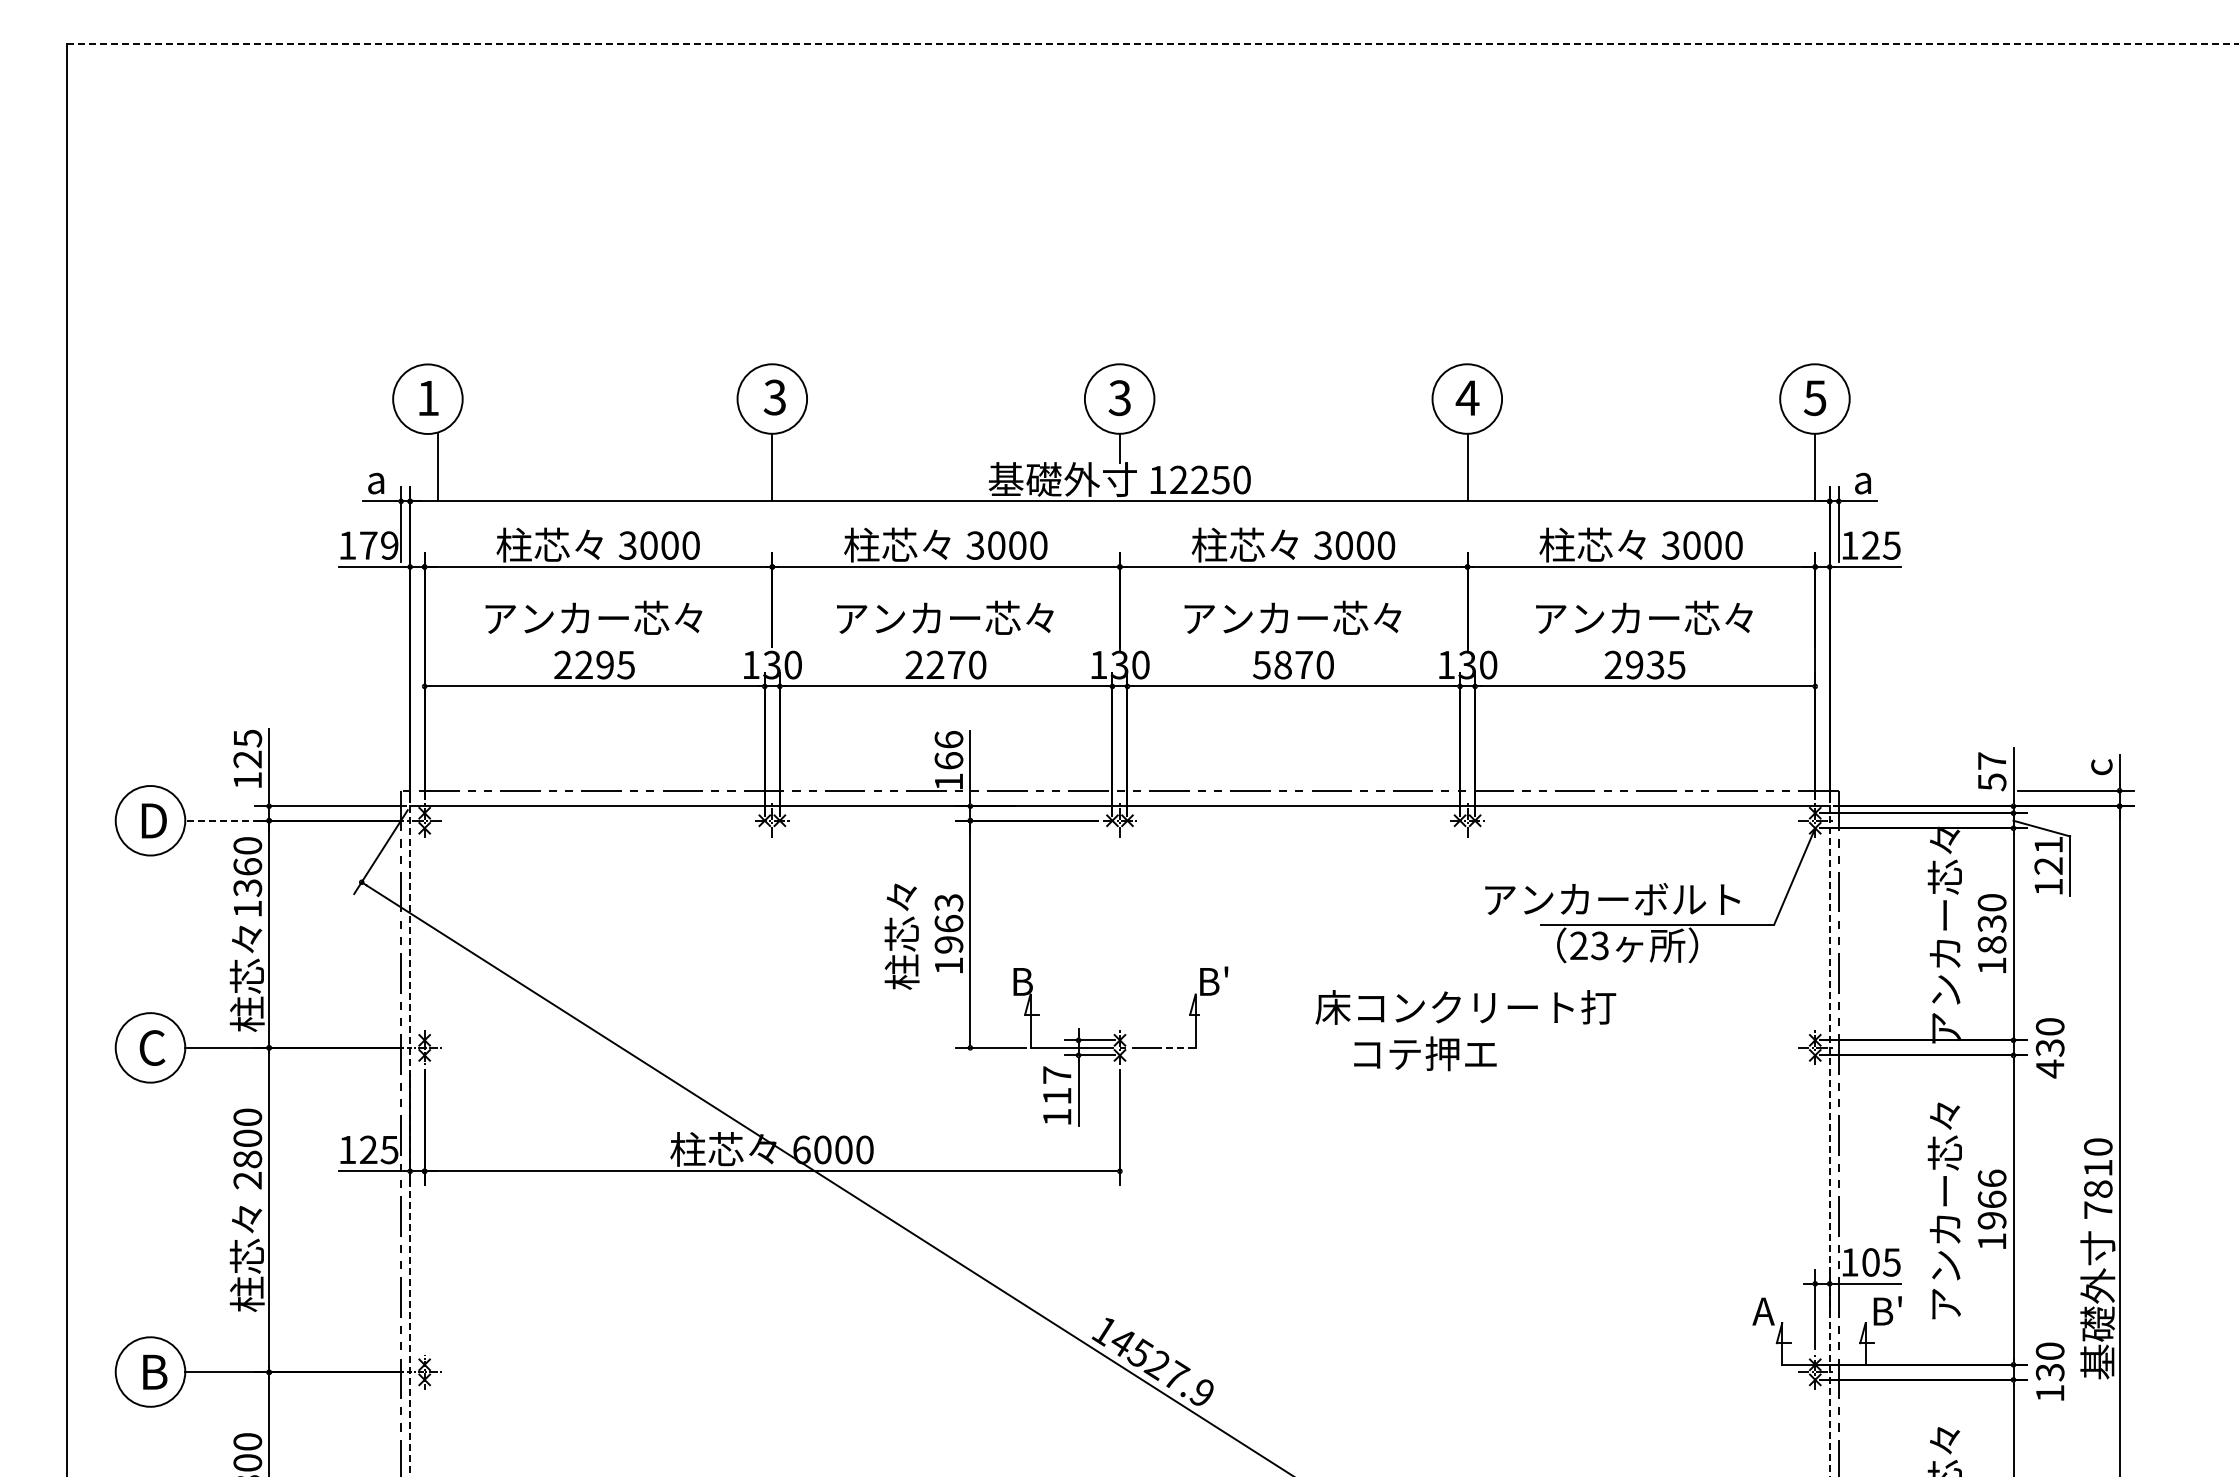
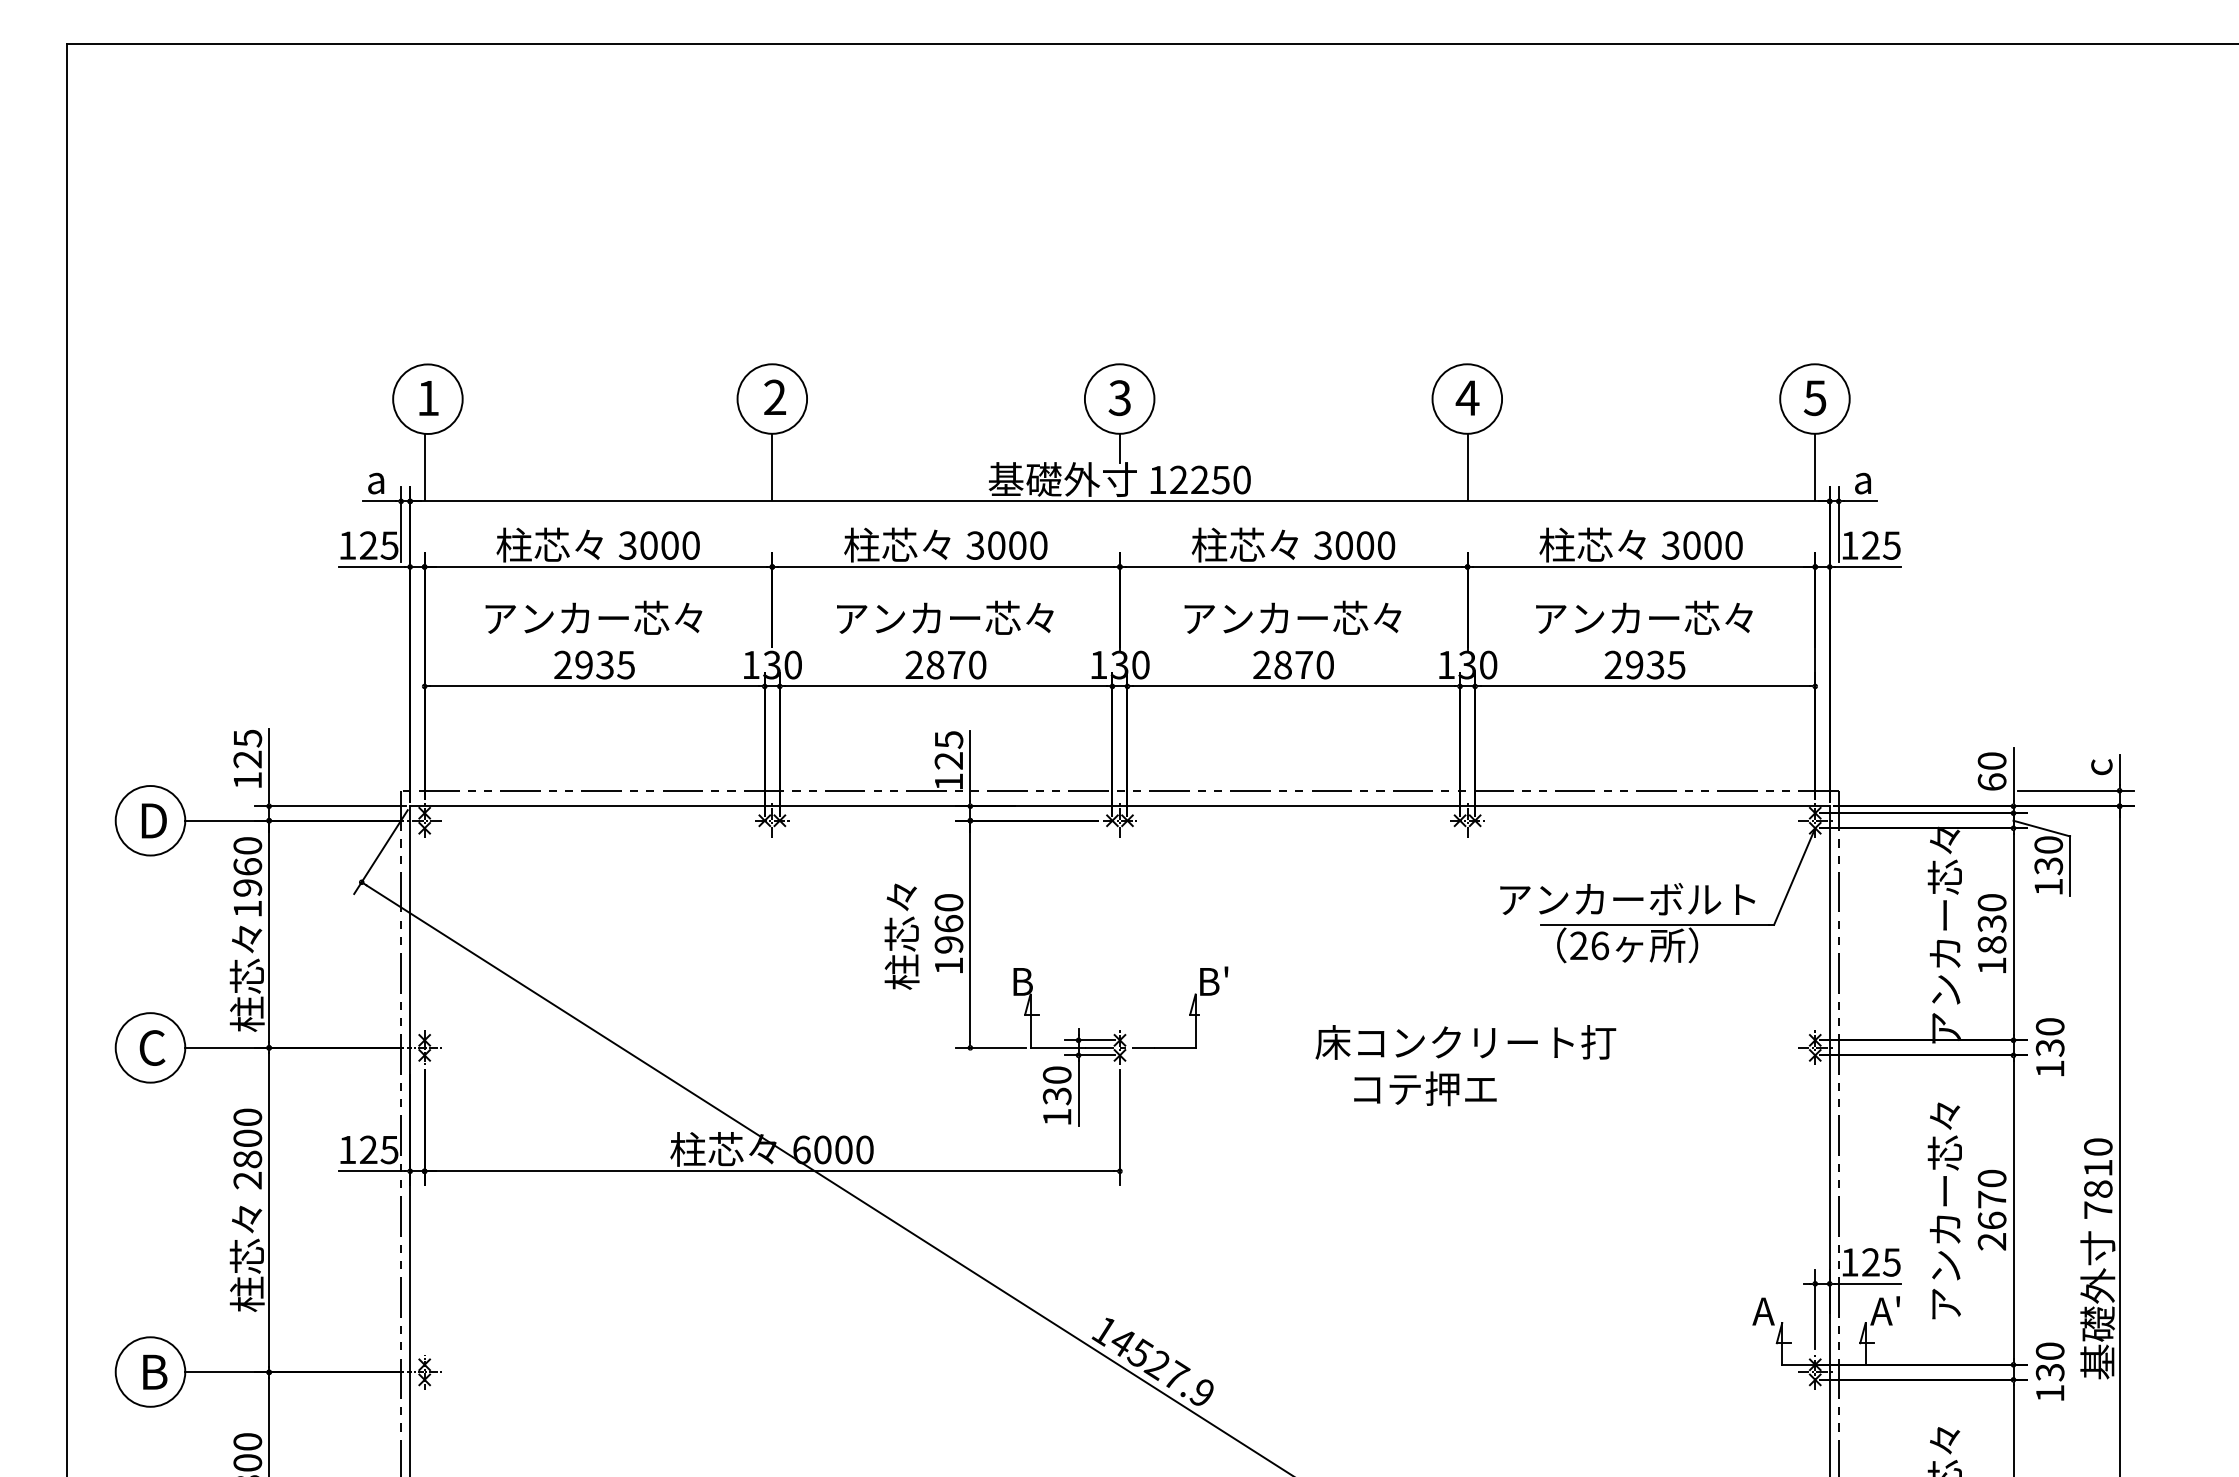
line: dashed -> solid (1152, 44)
text: 3 -> 2 (774, 397)
line position: (437, 466) -> (424, 466) (424, 466)
text: 179 -> 125 (379, 545)
text: 2295 -> 2935 (594, 664)
text: 2270 -> 2870 (935, 664)
text: 5870 -> 2870 (1261, 664)
text: 166 -> 125 (948, 749)
text: 57 -> 60 (1991, 771)
line: dashed -> solid (221, 820)
text: 121 -> 130 (2048, 855)
text: 1360 -> 1960 (247, 888)
text position: (1612, 899) -> (1627, 899) (1627, 899)
text: 1963 -> 1960 (948, 902)
text: 23 -> 26 (1600, 945)
text position: (1465, 1030) -> (1465, 1065) (1465, 1065)
line: dashed -> solid (1175, 1047)
text: 430 -> 130 (2050, 1068)
text: 117 -> 130 (1056, 1085)
line: dashed -> solid (1829, 1141)
line: dashed -> solid (410, 1142)
text: 1966 -> 2670 (1991, 1209)
text: 105 -> 125 (1870, 1262)
text: B' -> A' (1885, 1310)
